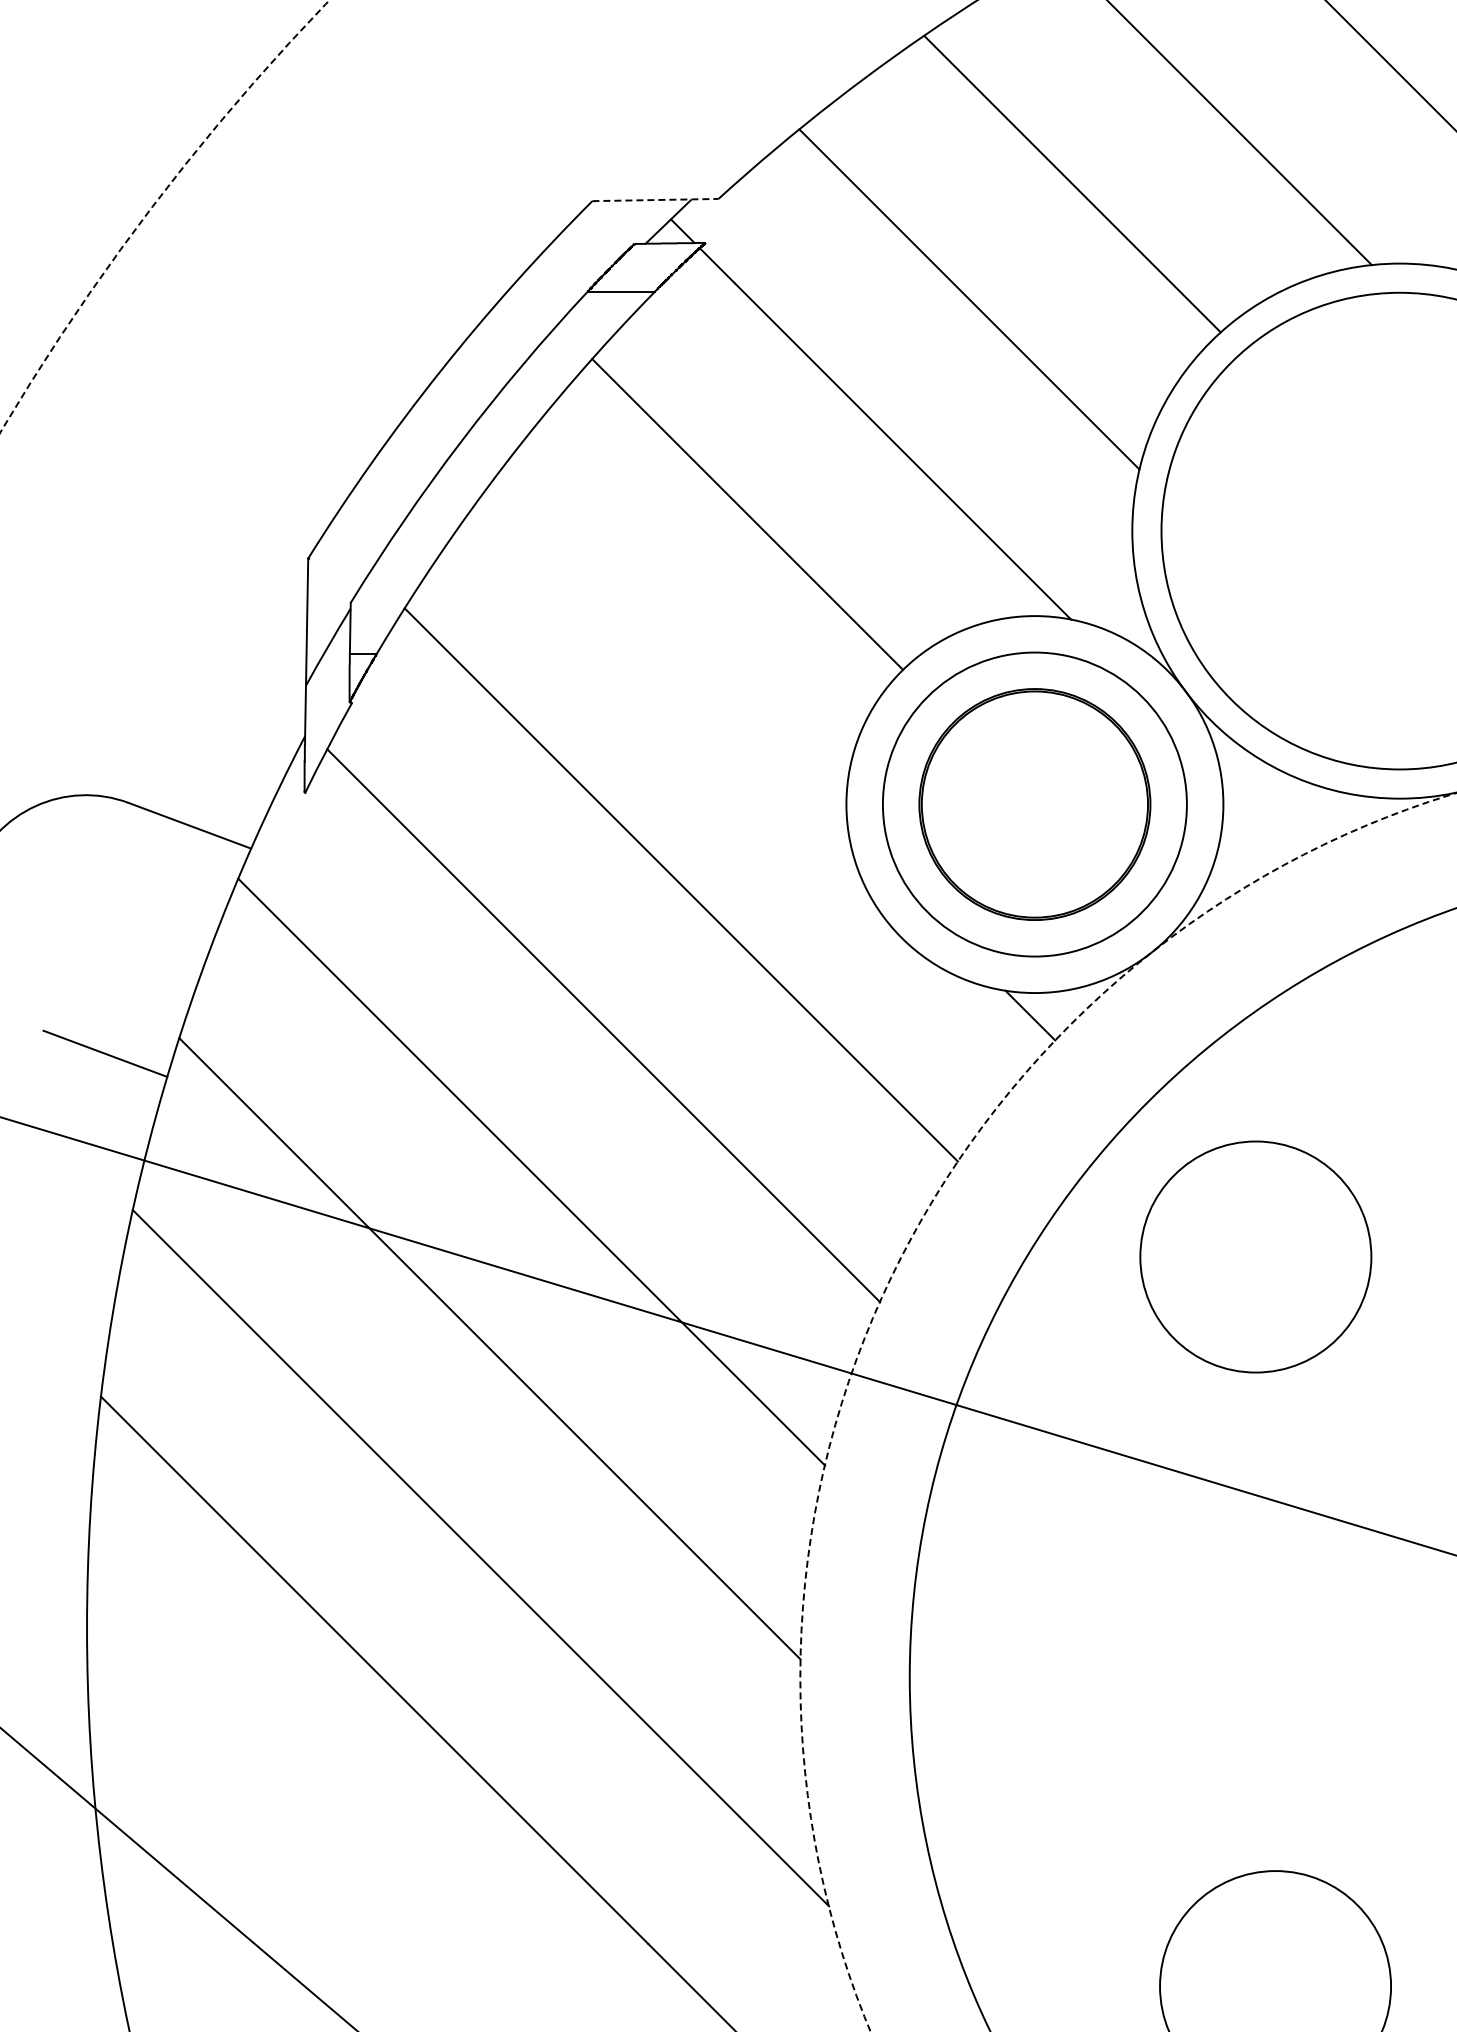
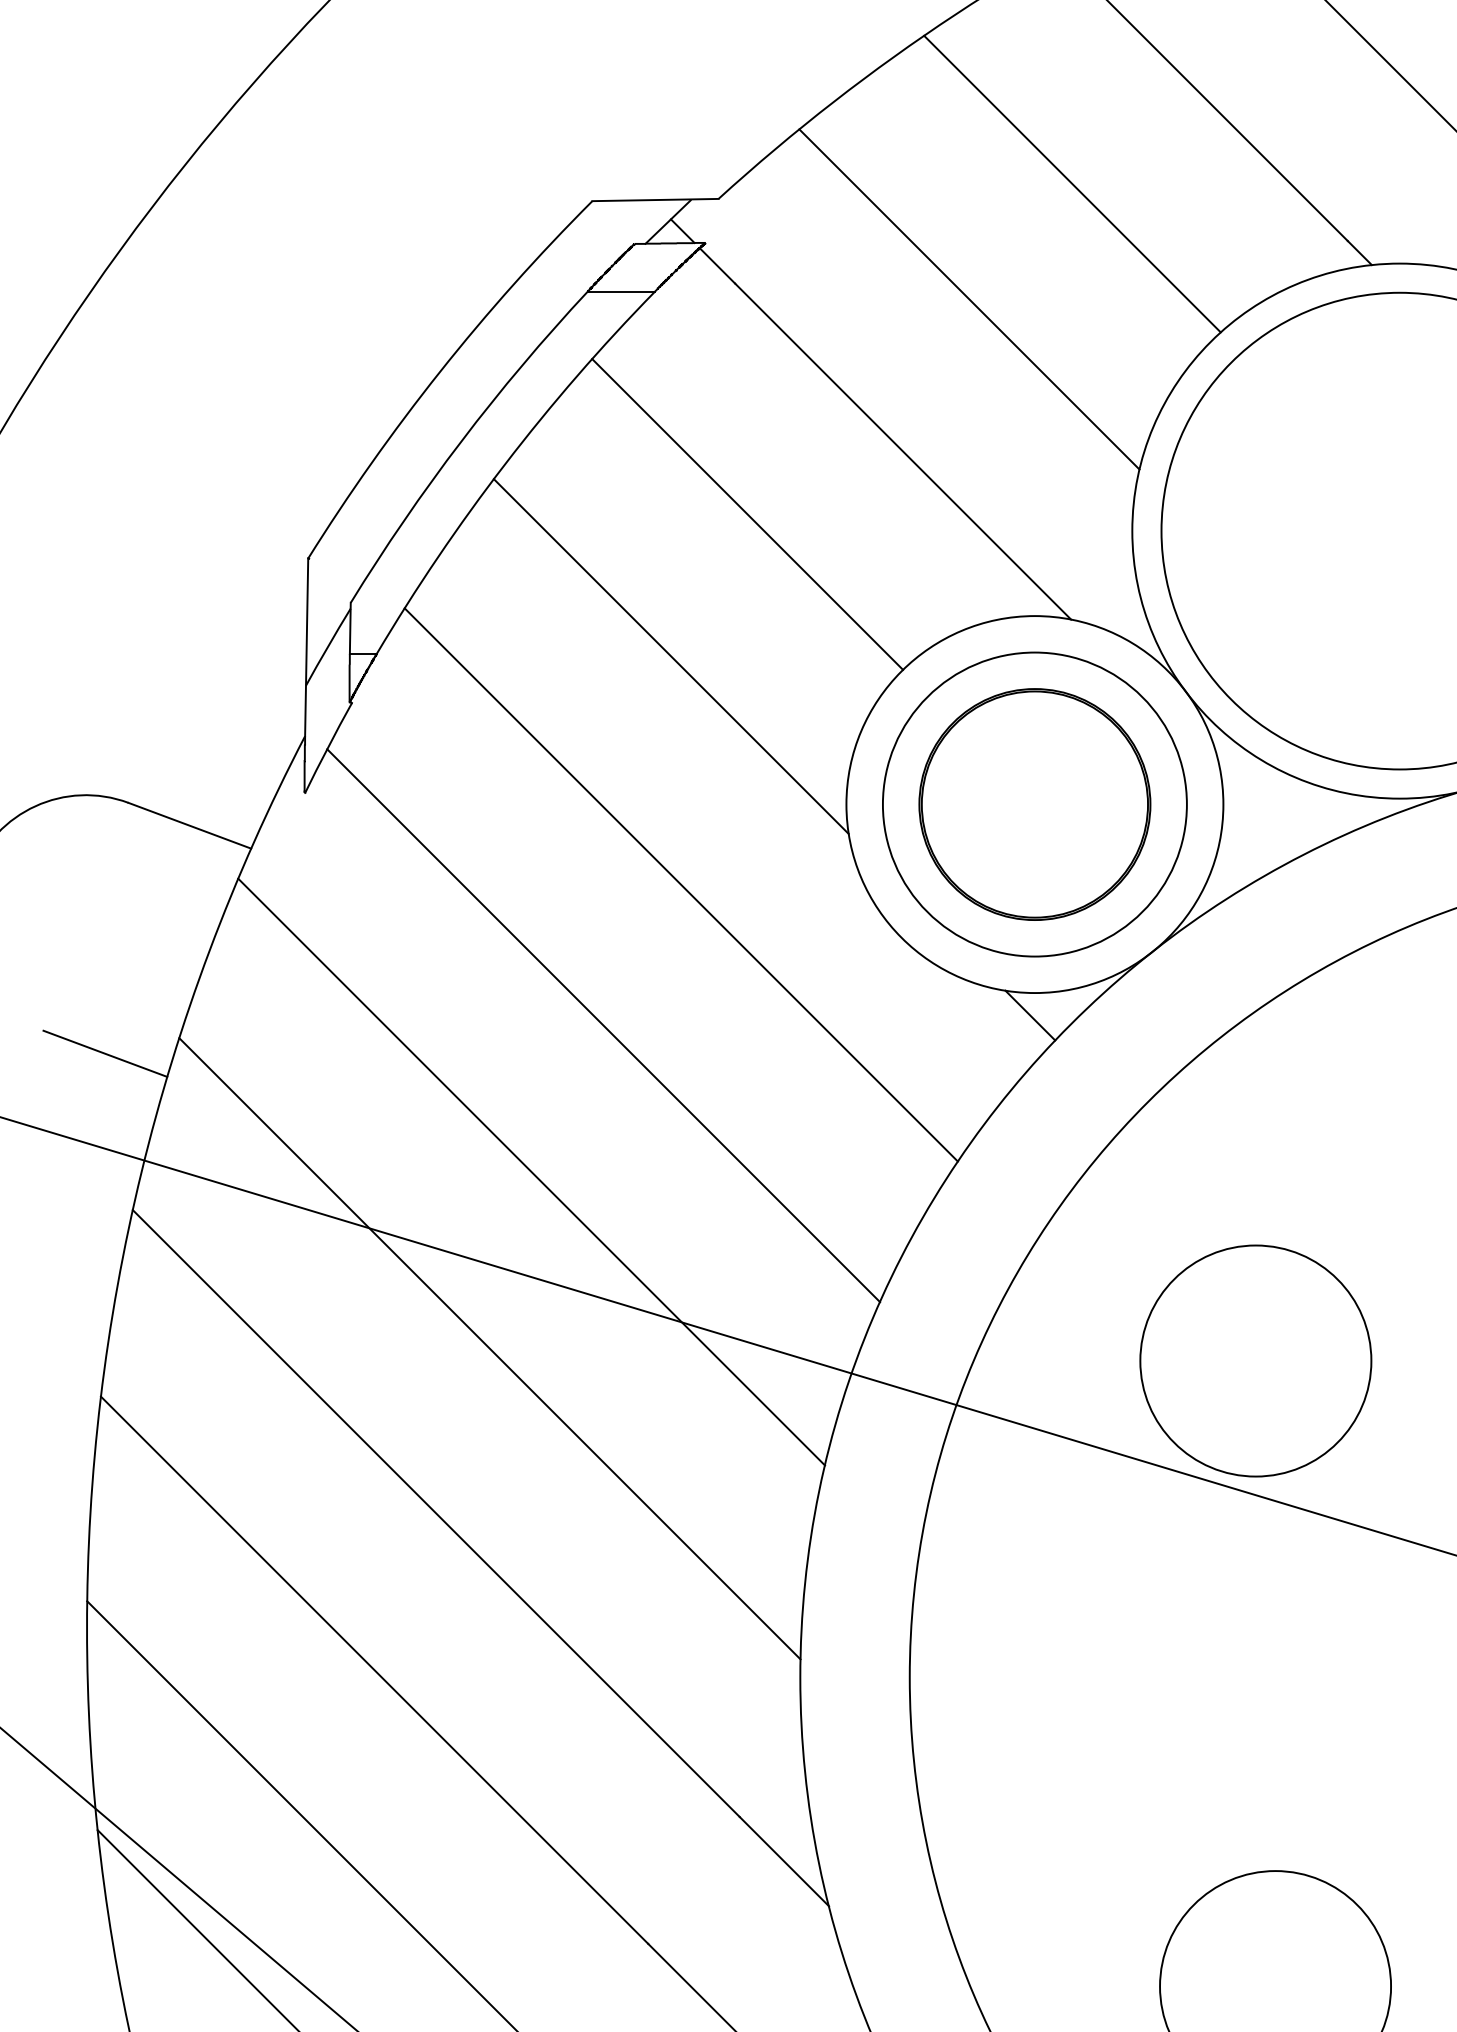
line: dashed -> solid (655, 200)
arc: dashed -> solid (152, 206)
line: none -> present (670, 656)
circle position: (1255, 1256) -> (1255, 1360) (1255, 1360)
circle: dashed -> solid (1128, 1412)
line: none -> present (300, 1814)
line: none -> present (196, 1929)
